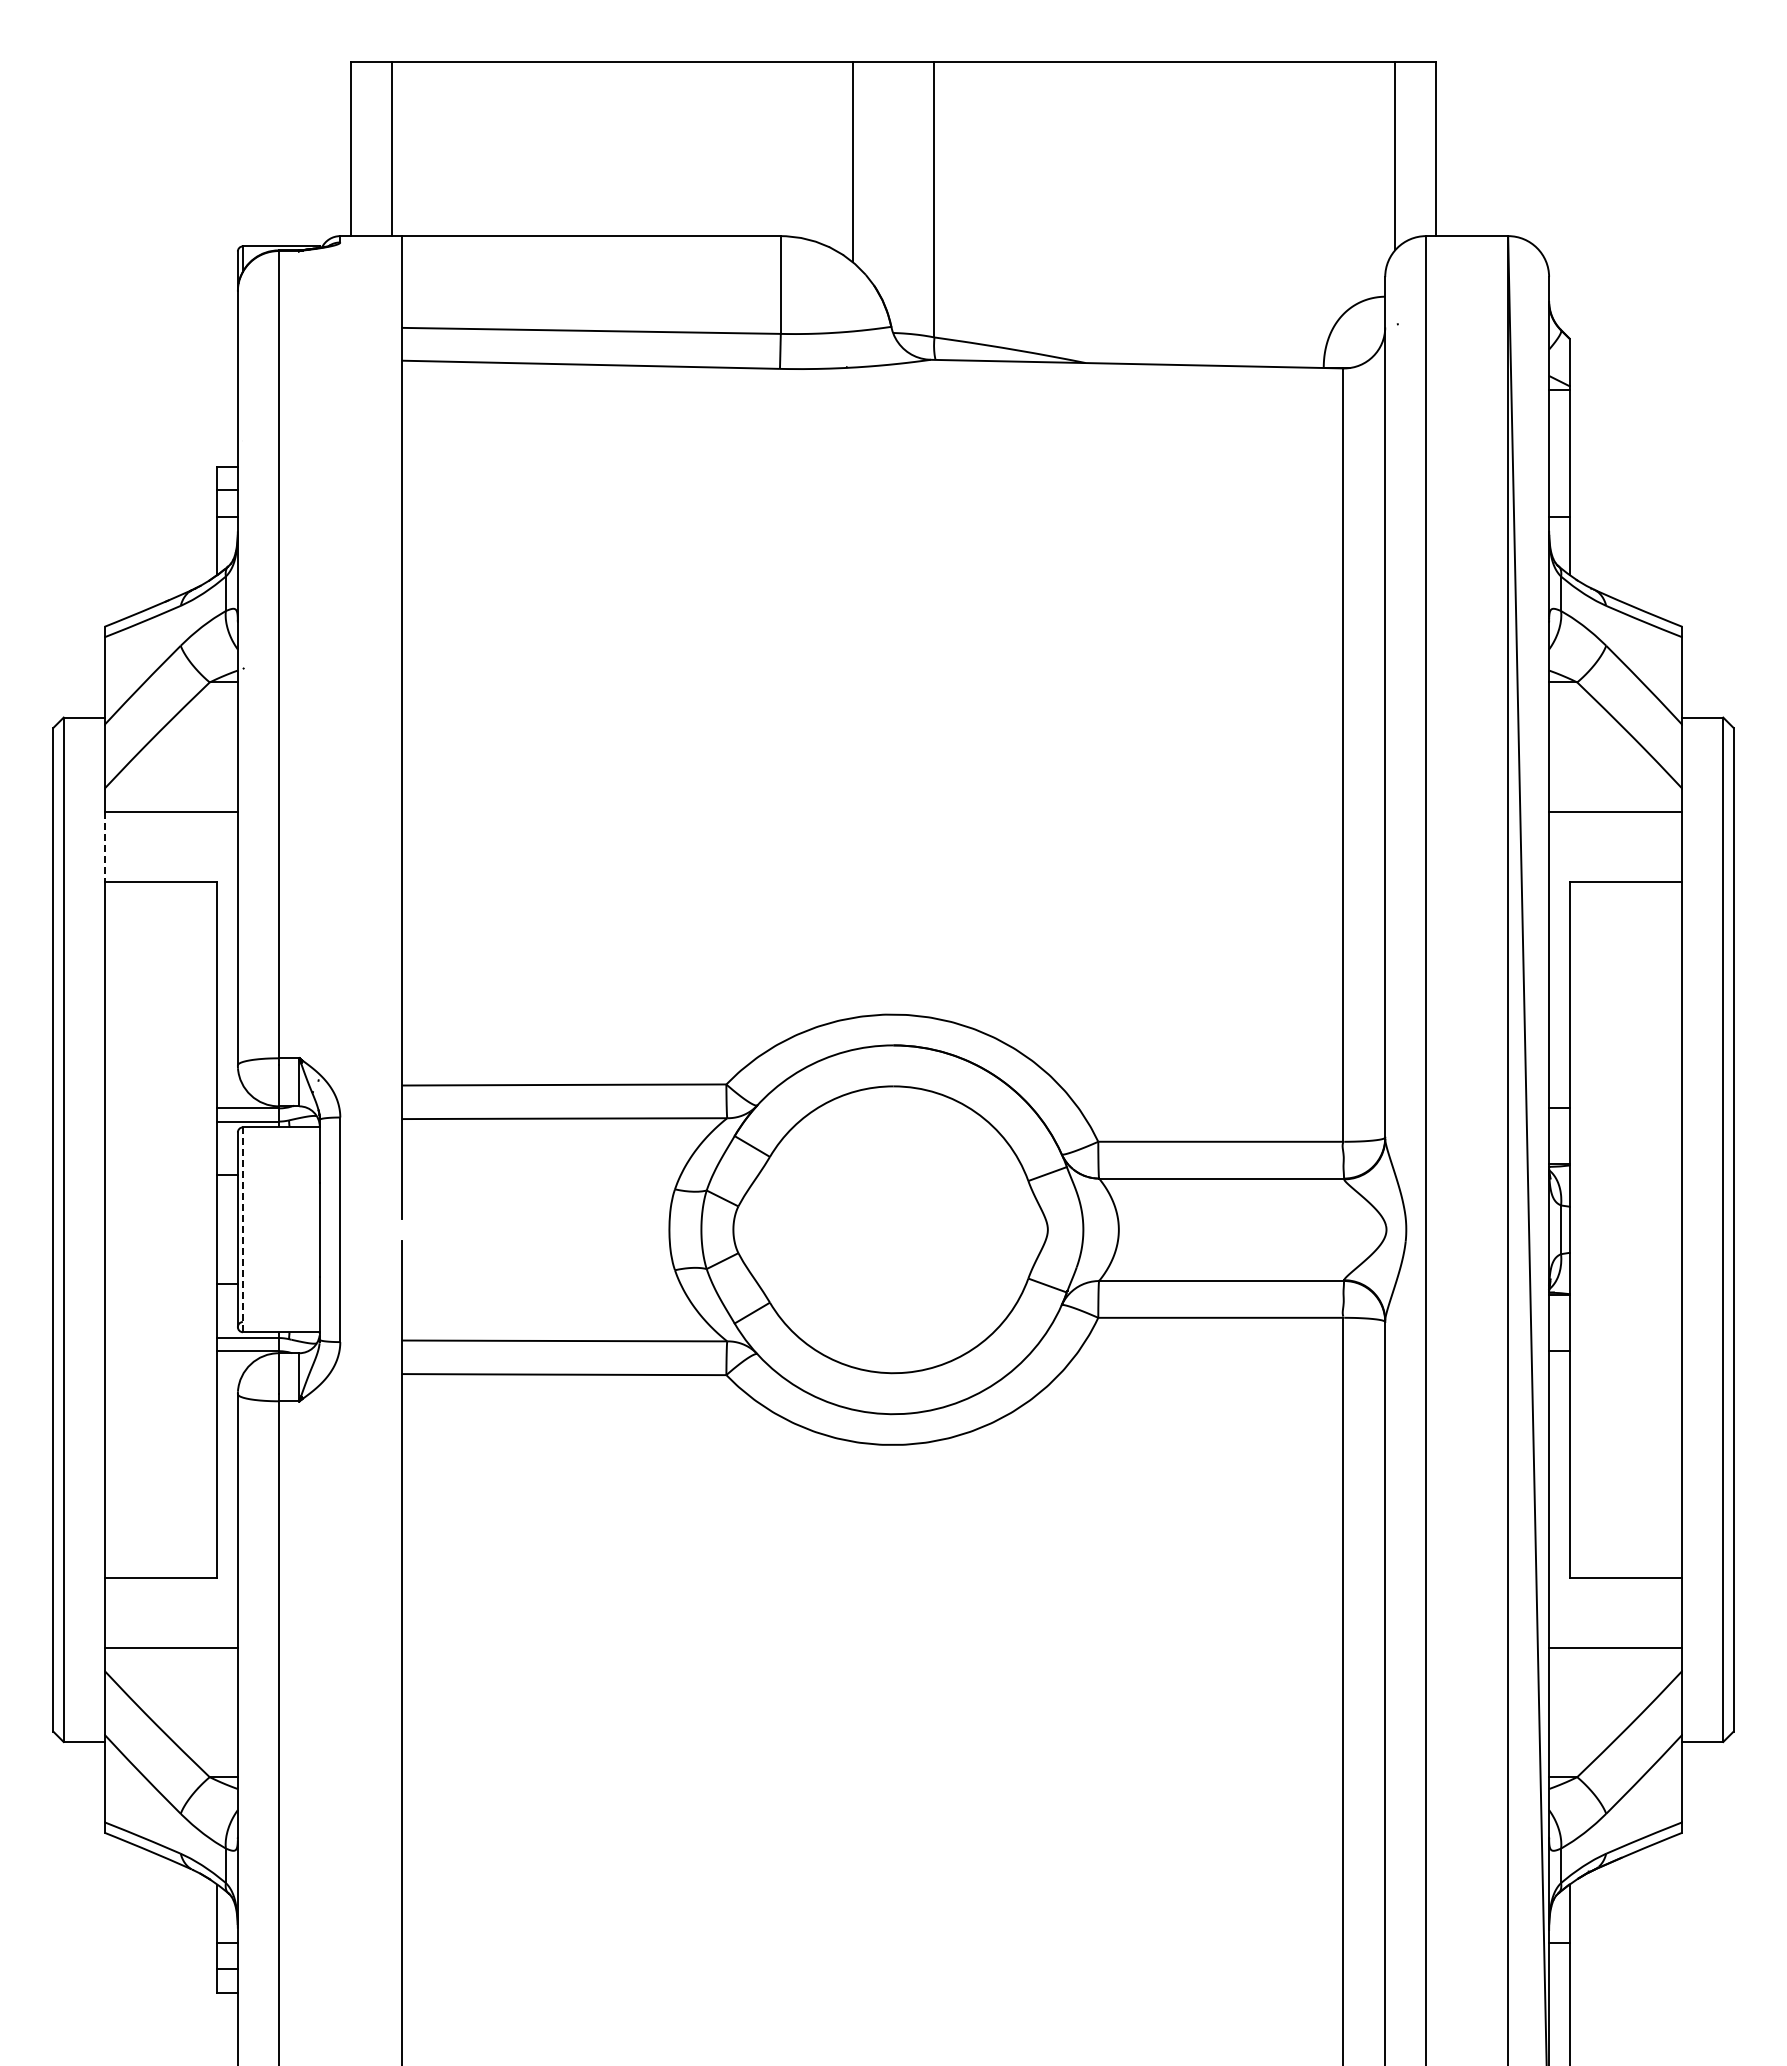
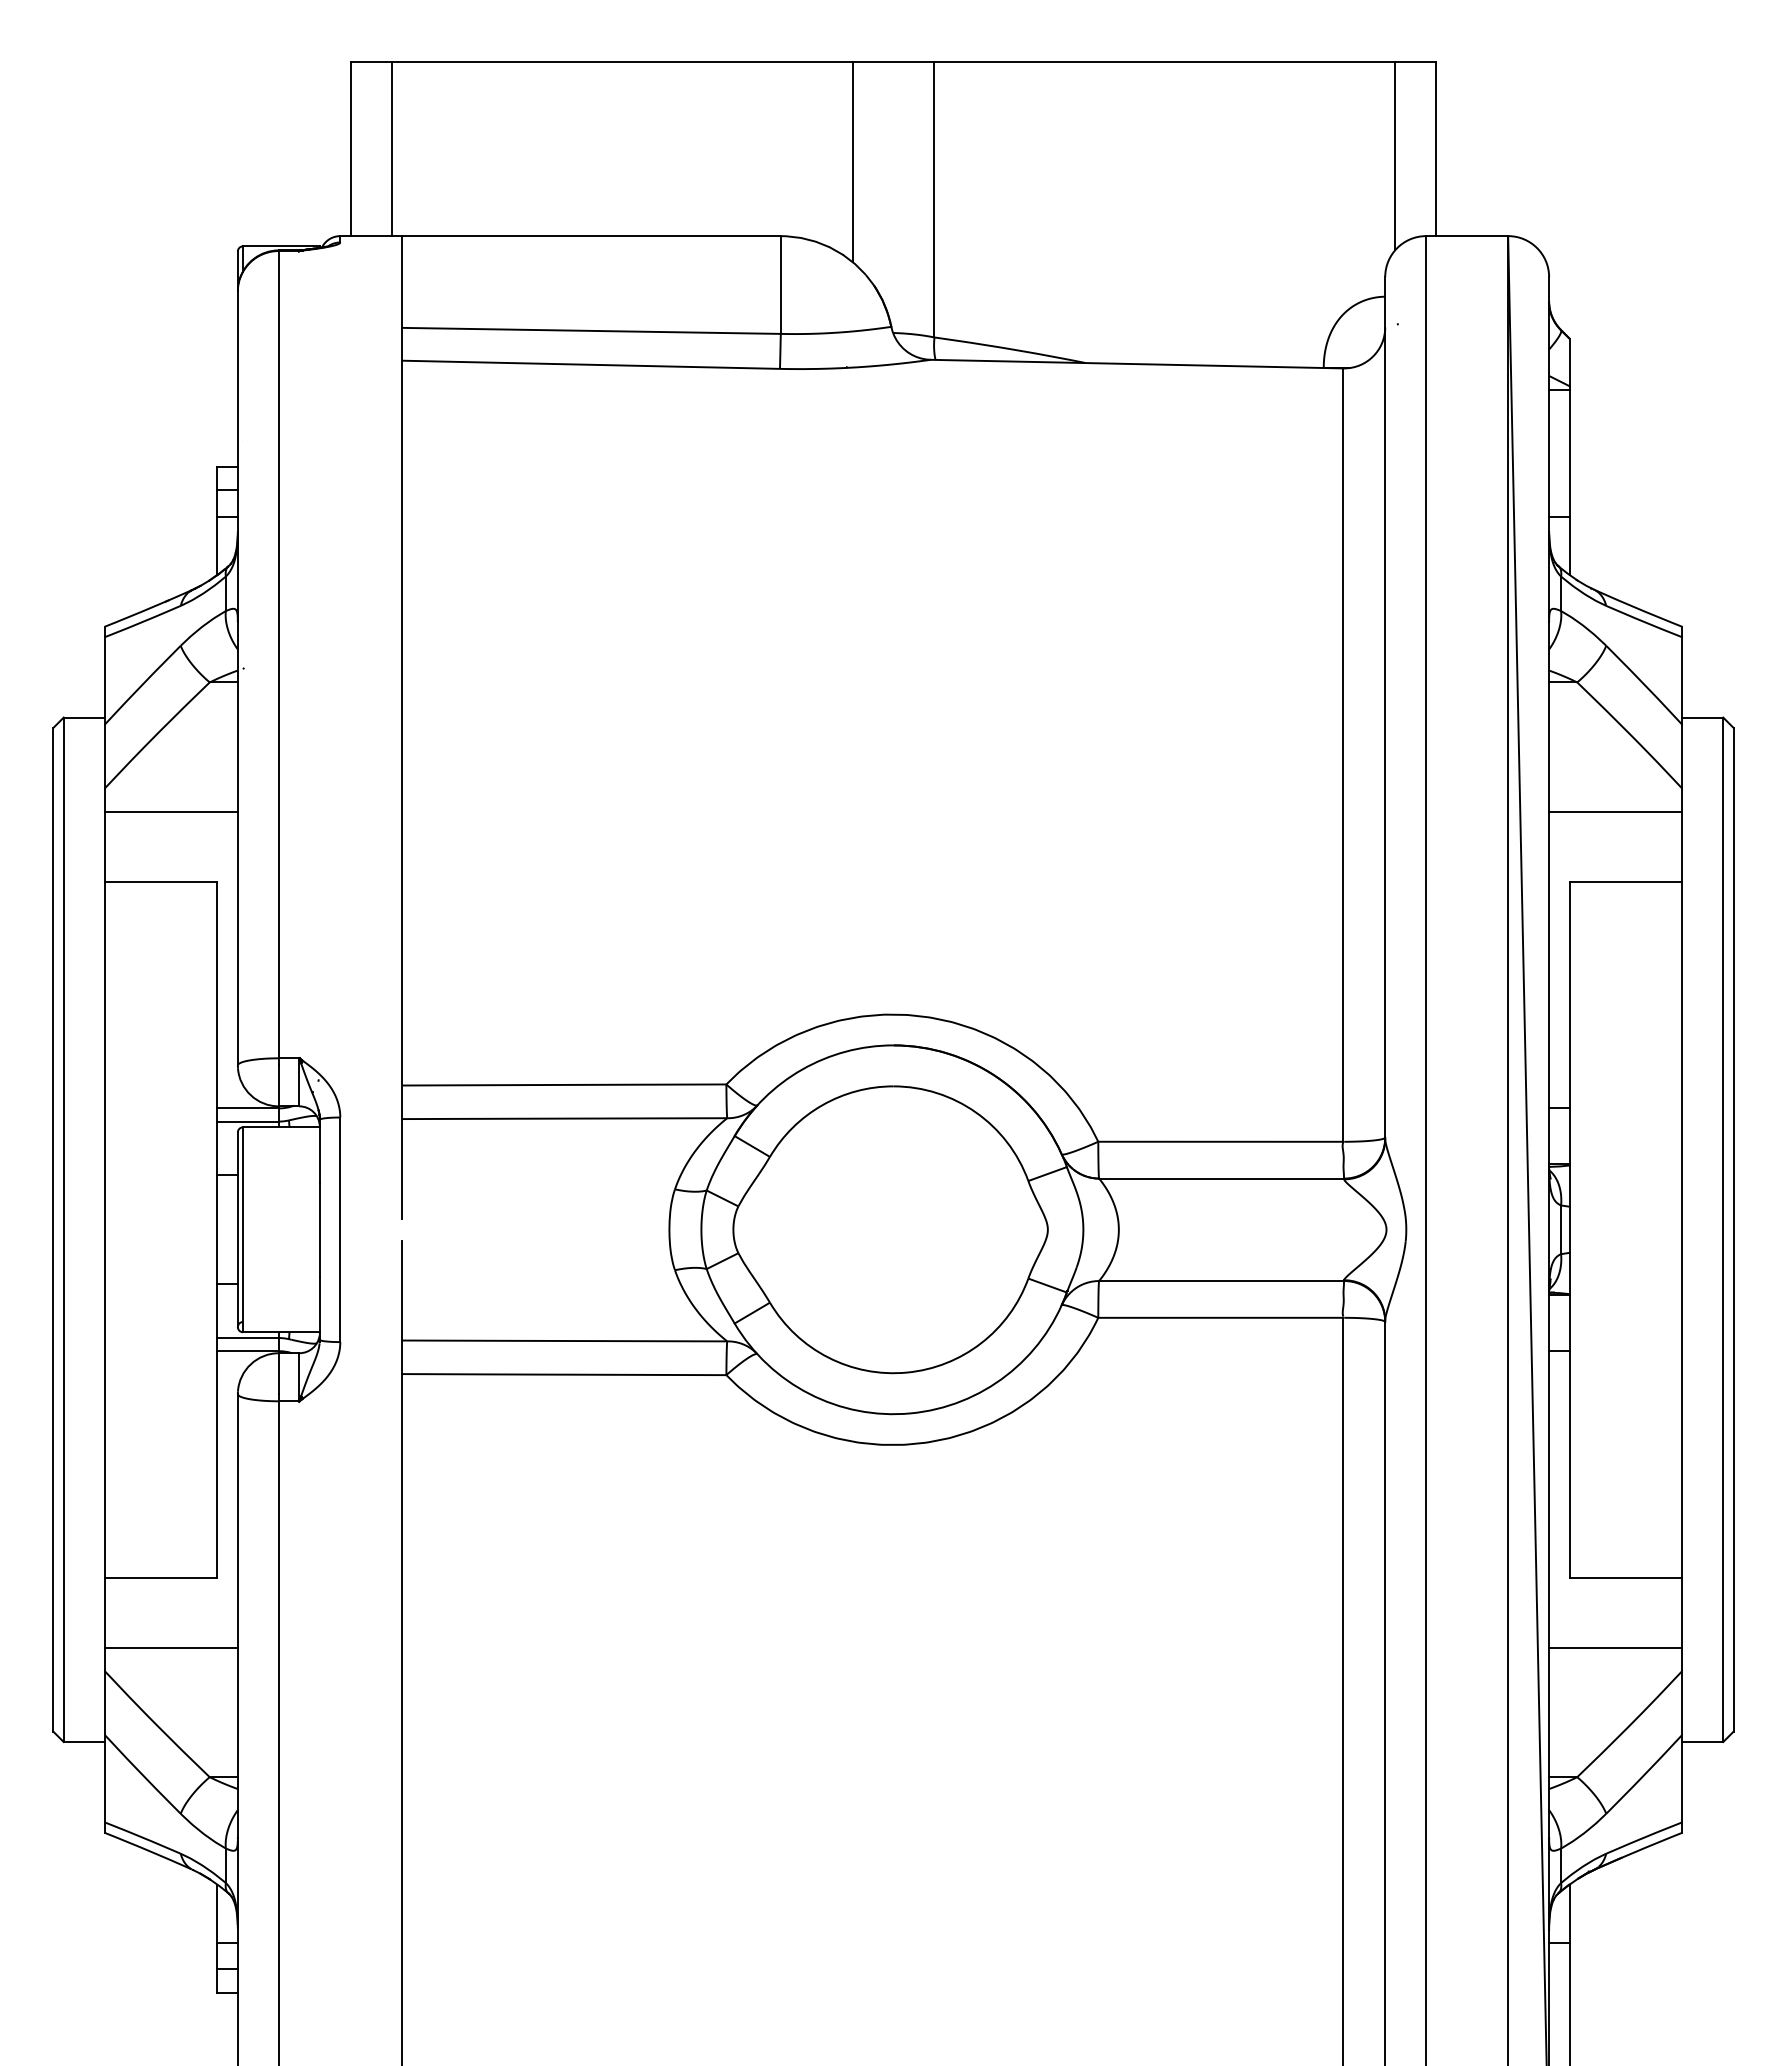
line: dashed -> solid (104, 847)
line: dashed -> solid (242, 1230)
